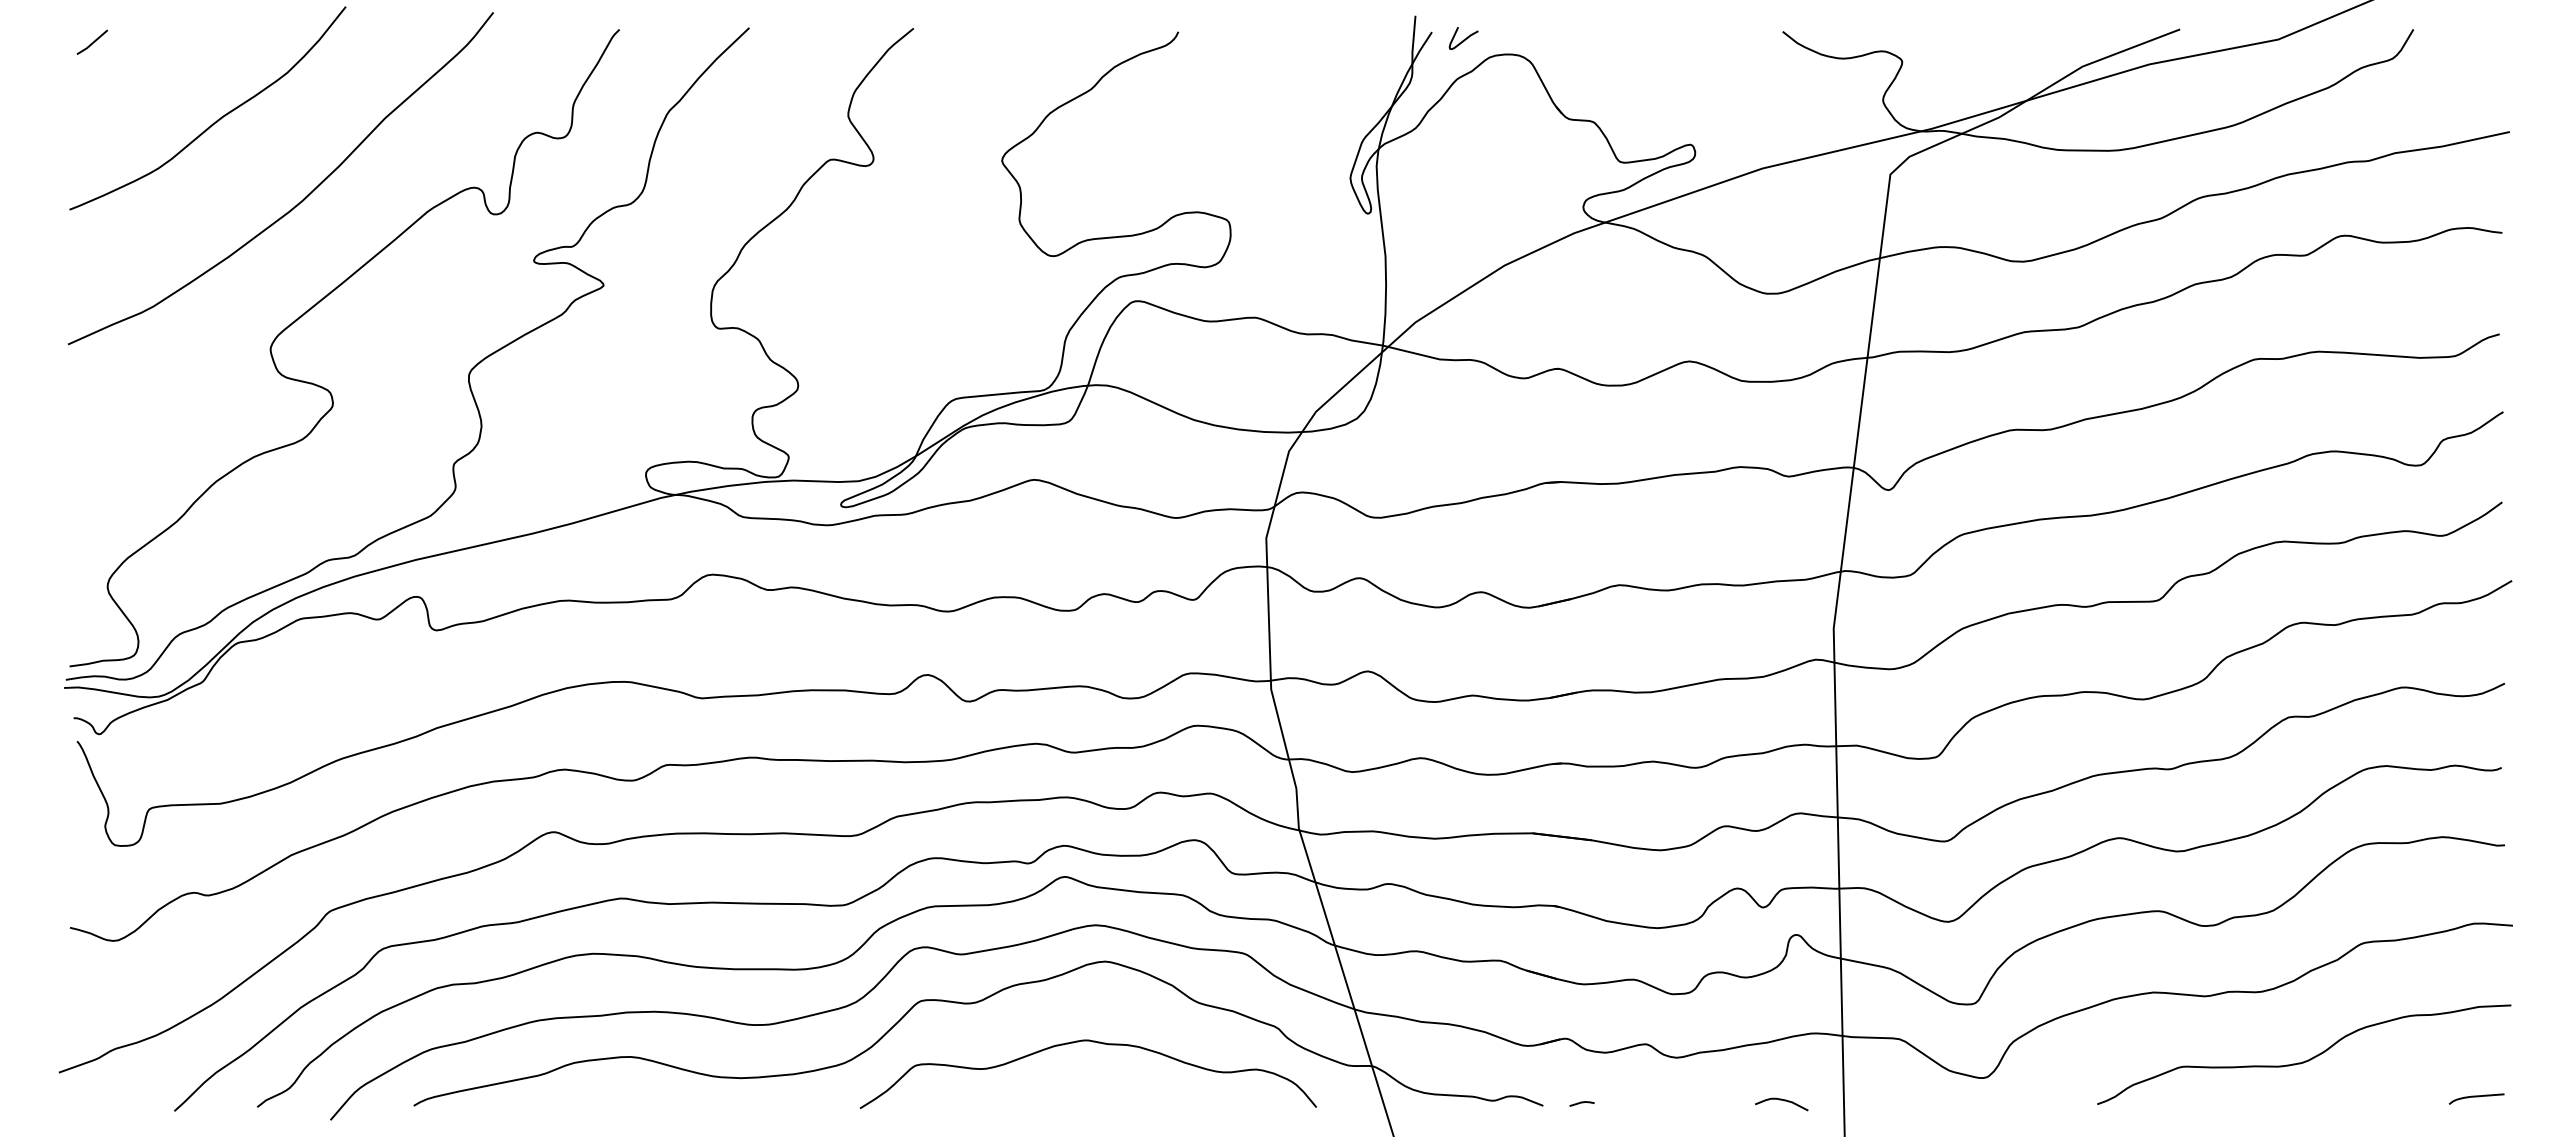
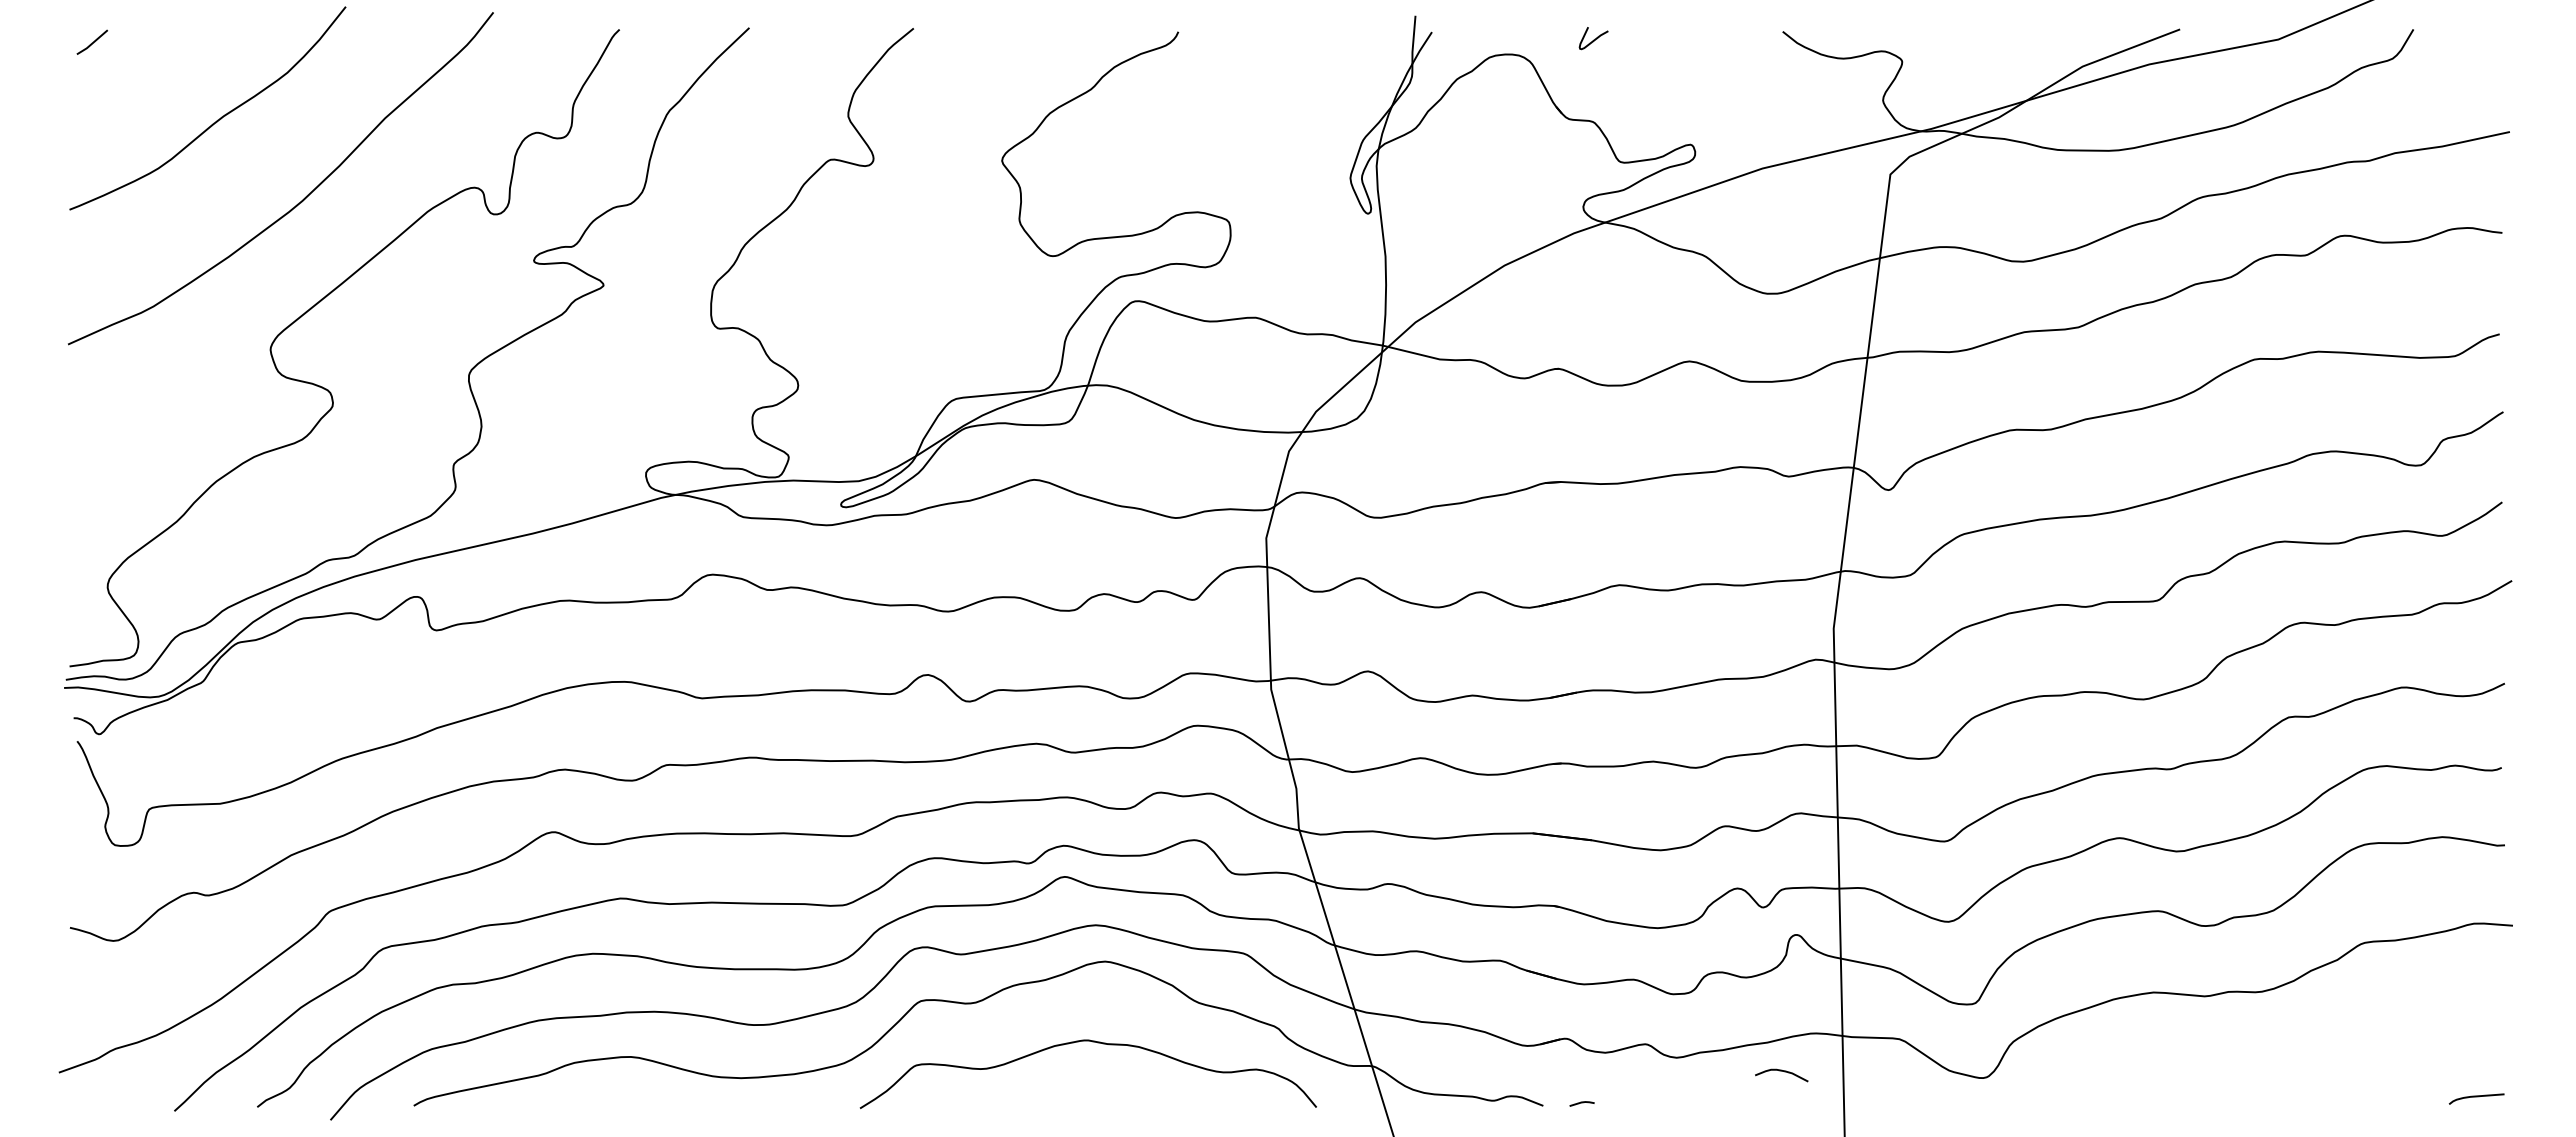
curve position: (1463, 39) -> (1593, 39) (1593, 39)
curve: present -> none (2305, 1060)
curve position: (1781, 1100) -> (1781, 1071) (1781, 1071)
